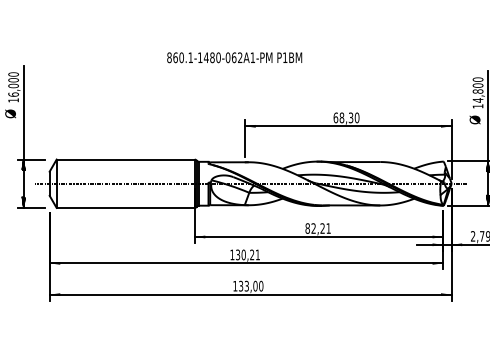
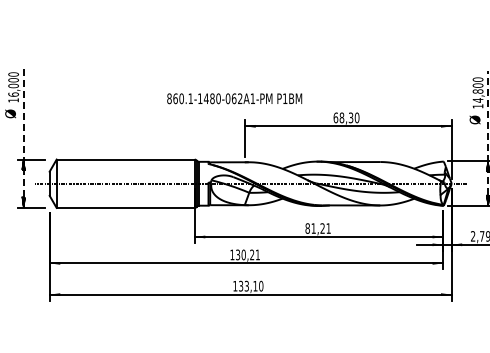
text position: (234, 57) -> (234, 98) (234, 98)
line: solid -> dashed (23, 137)
line: solid -> dashed (488, 138)
text: 82,21 -> 81,21 (313, 228)
text: 133,00 -> 133,10 (255, 285)
